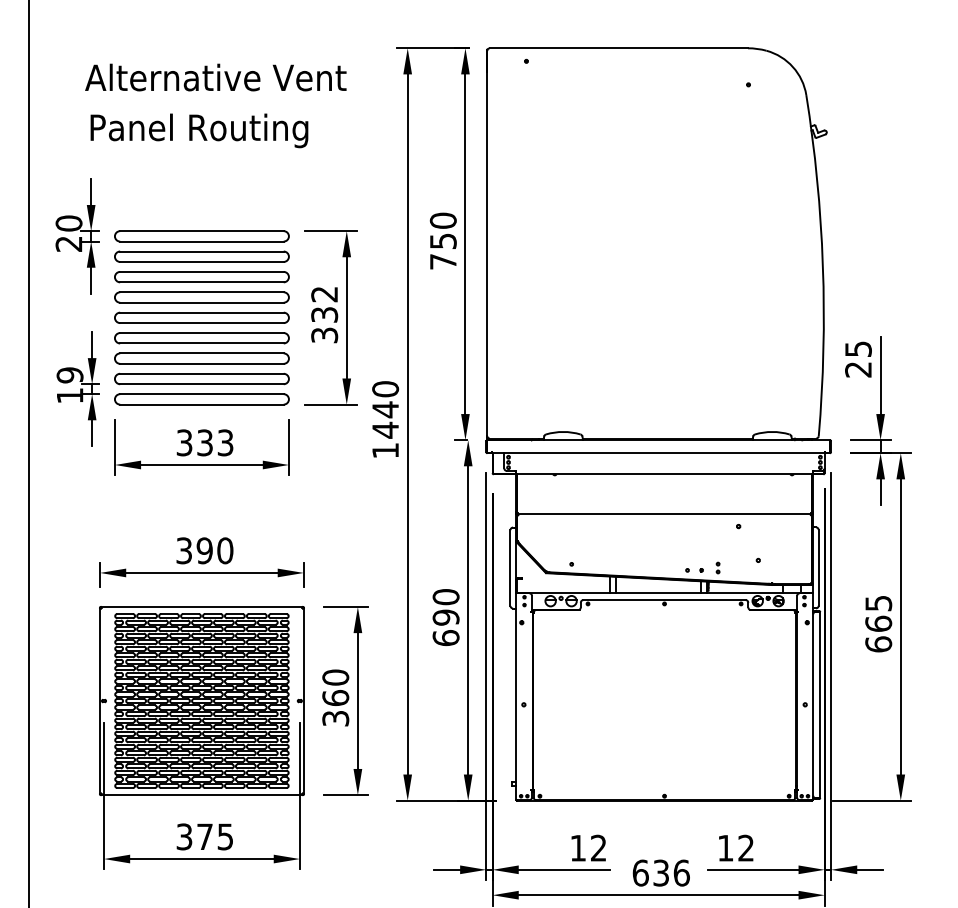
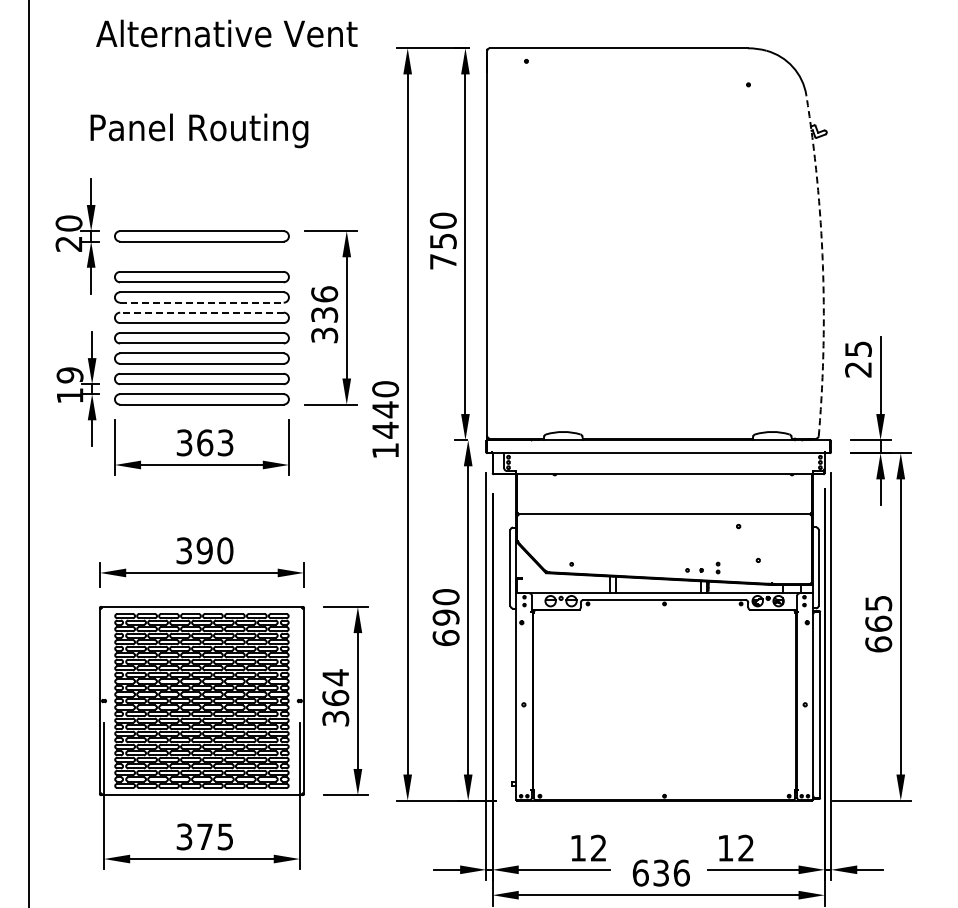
text position: (215, 77) -> (226, 33) (226, 33)
part: present -> none (201, 256)
arc: solid -> dashed (822, 265)
text: 332 -> 336 (324, 294)
line: solid -> dashed (201, 302)
line: solid -> dashed (201, 312)
text: 333 -> 363 (205, 442)
text: 360 -> 364 (335, 677)
